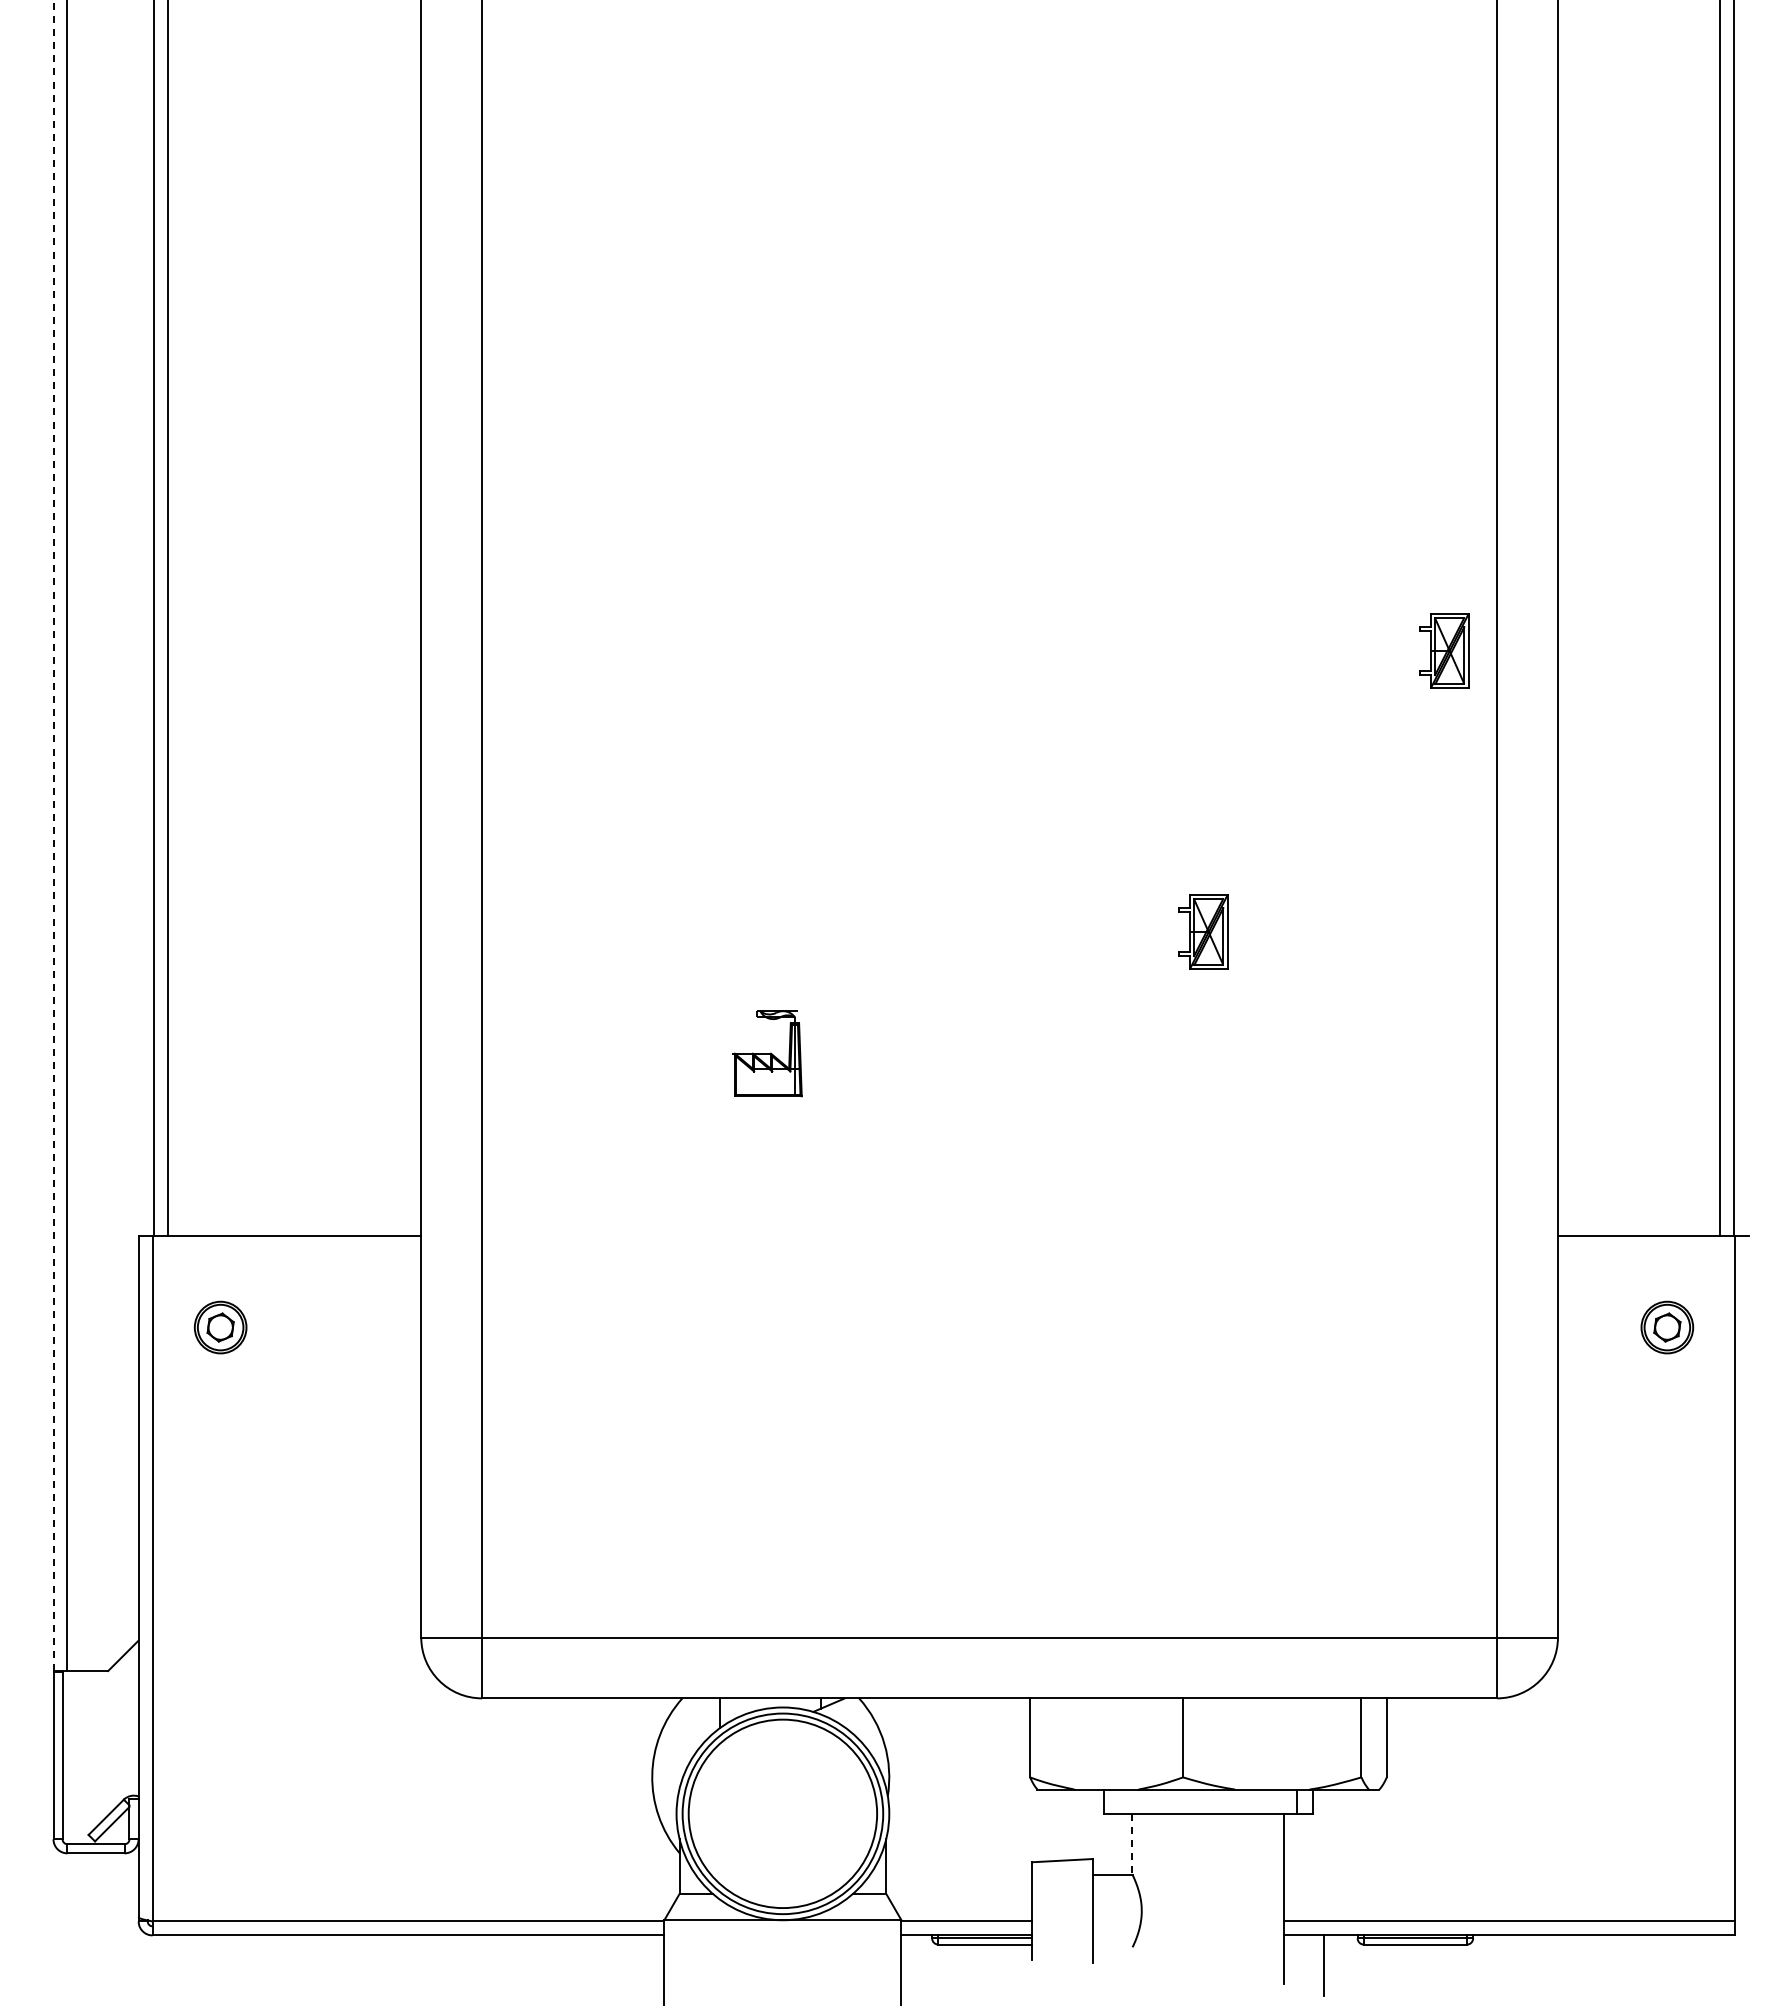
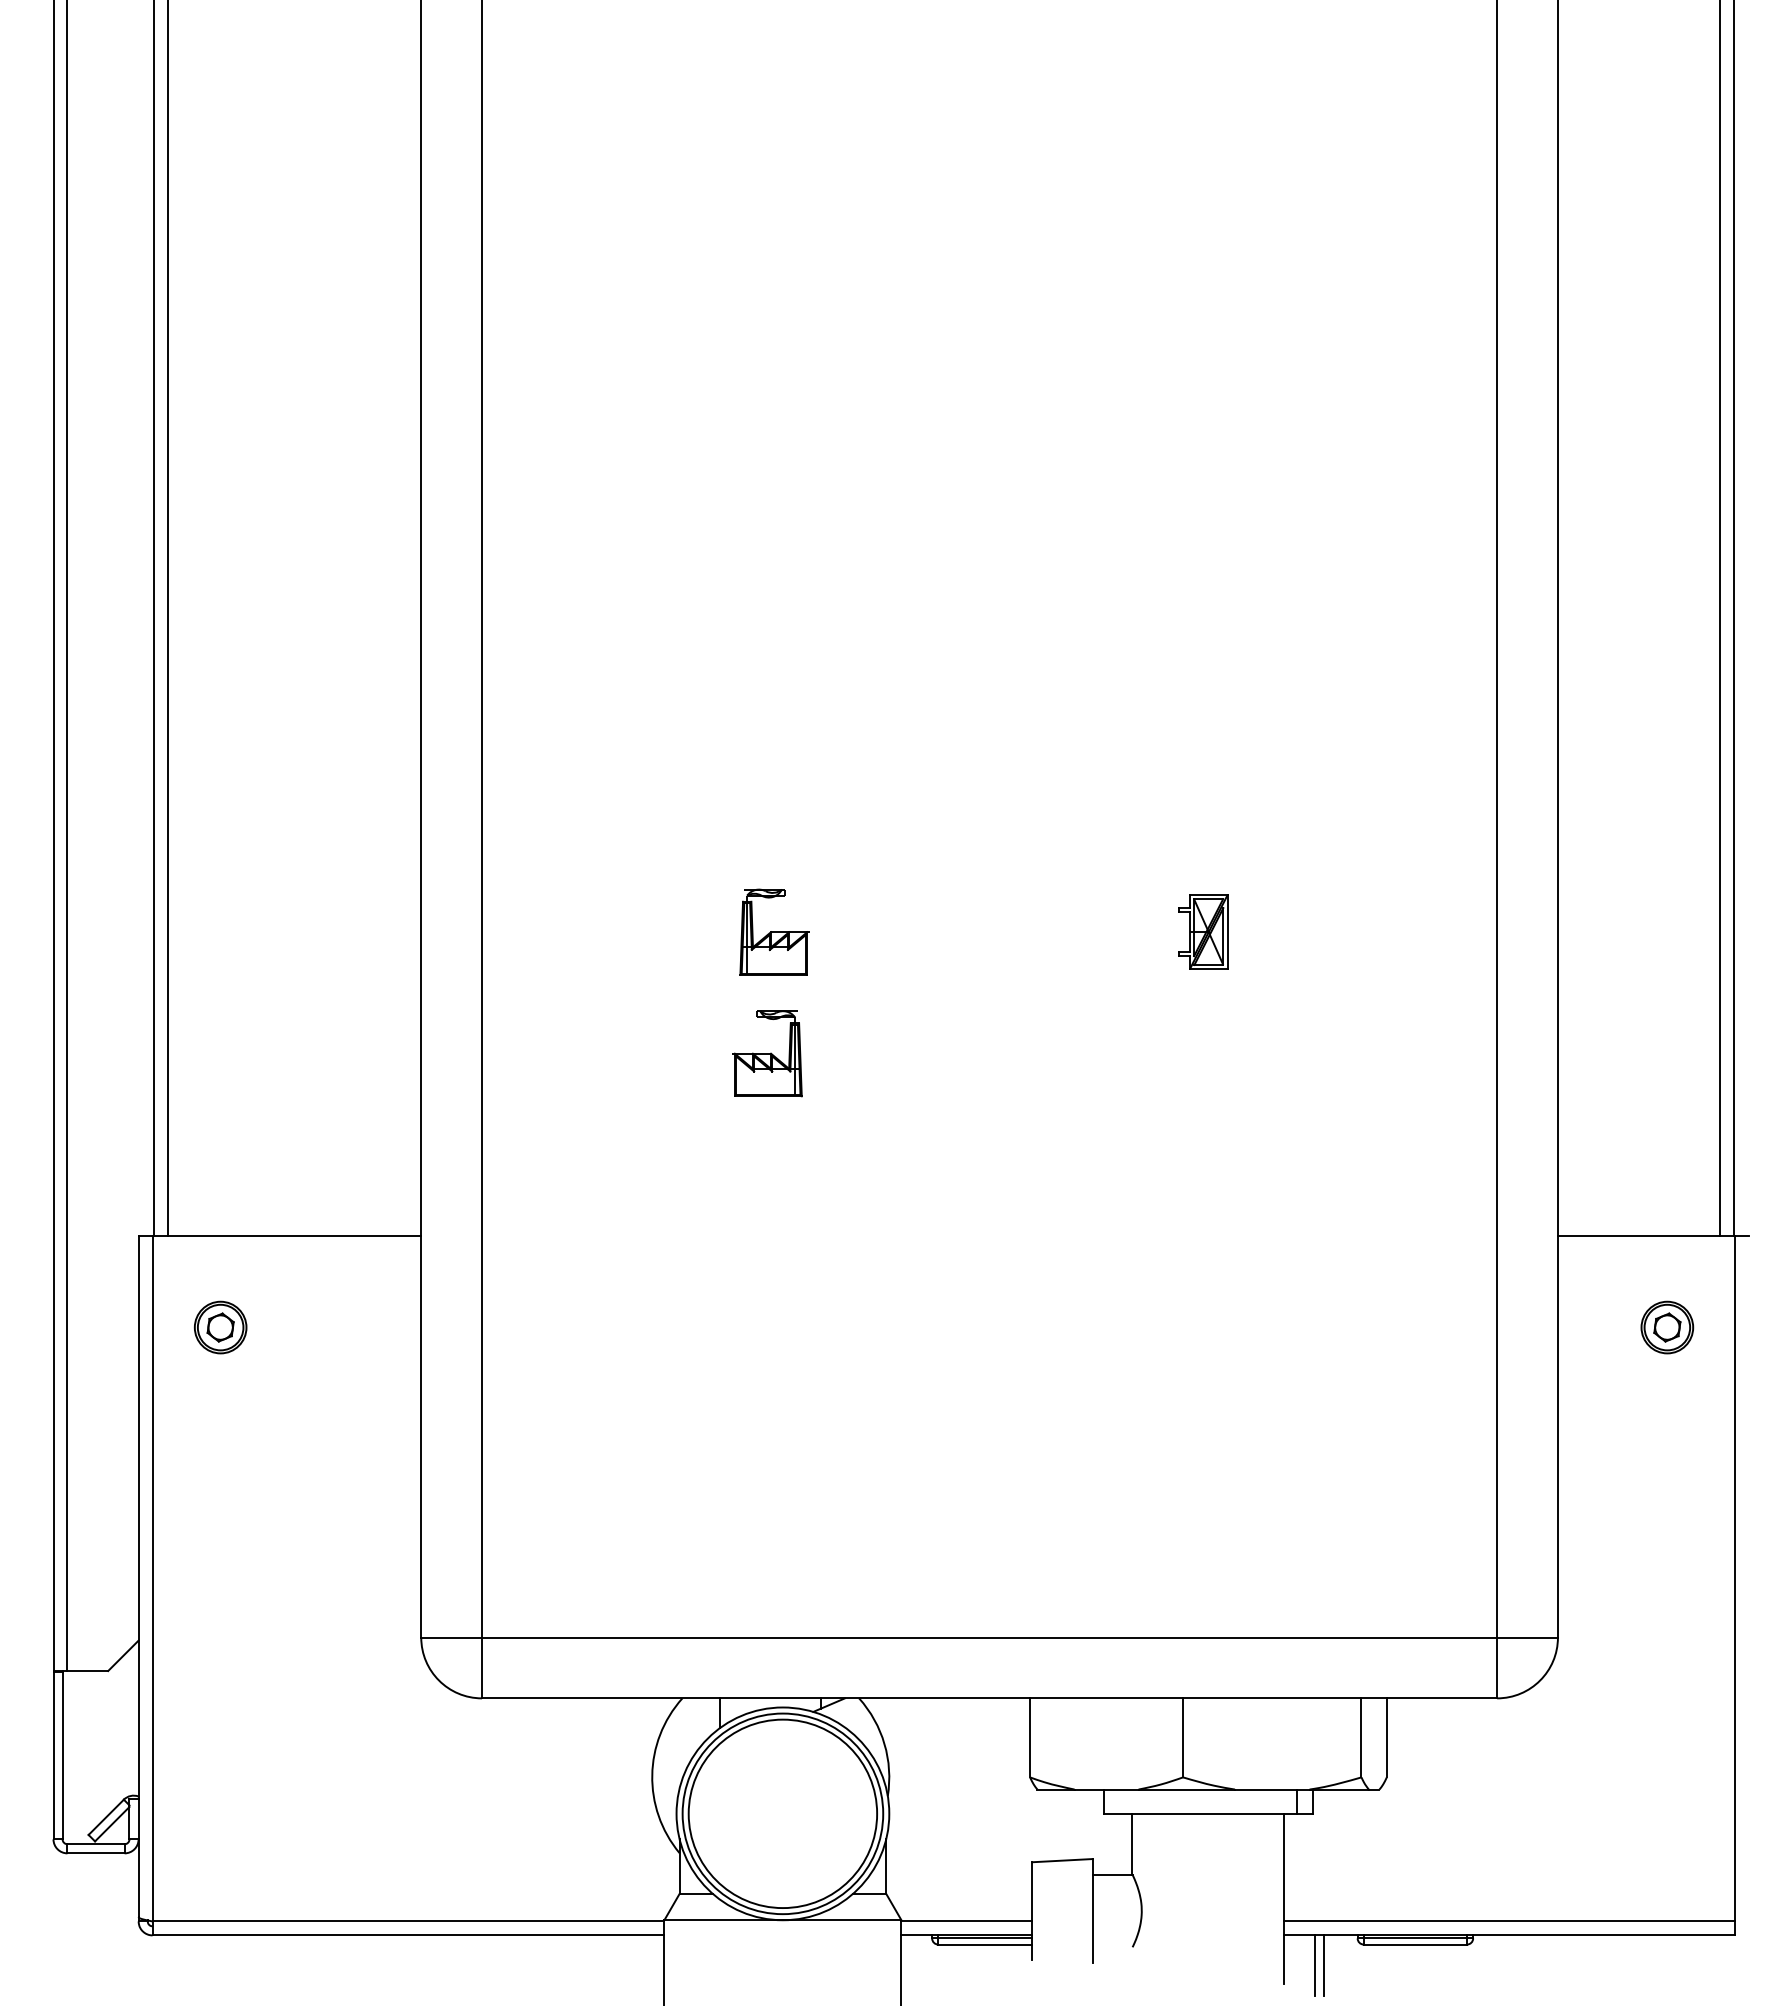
part: present -> none (1444, 650)
line: dashed -> solid (53, 835)
part: none -> present (774, 931)
line: dashed -> solid (1132, 1844)
line: none -> present (1315, 1965)
